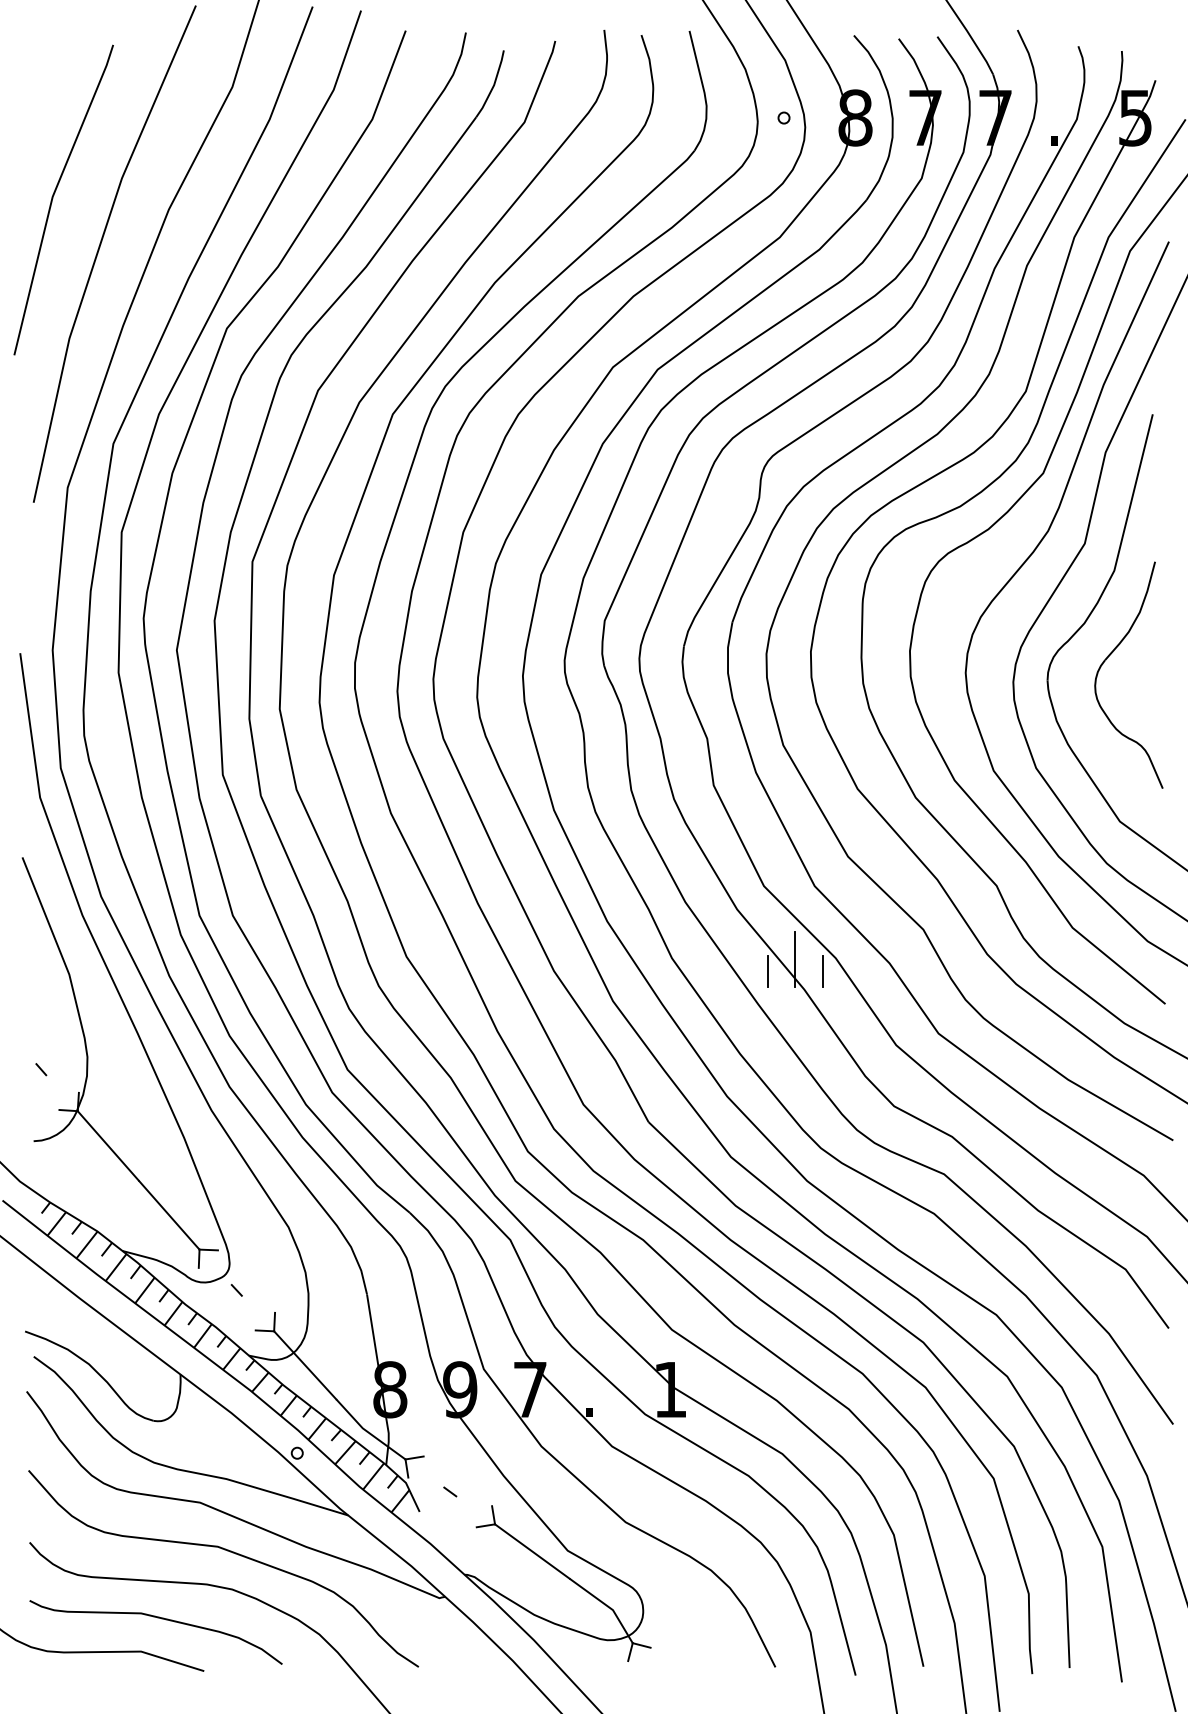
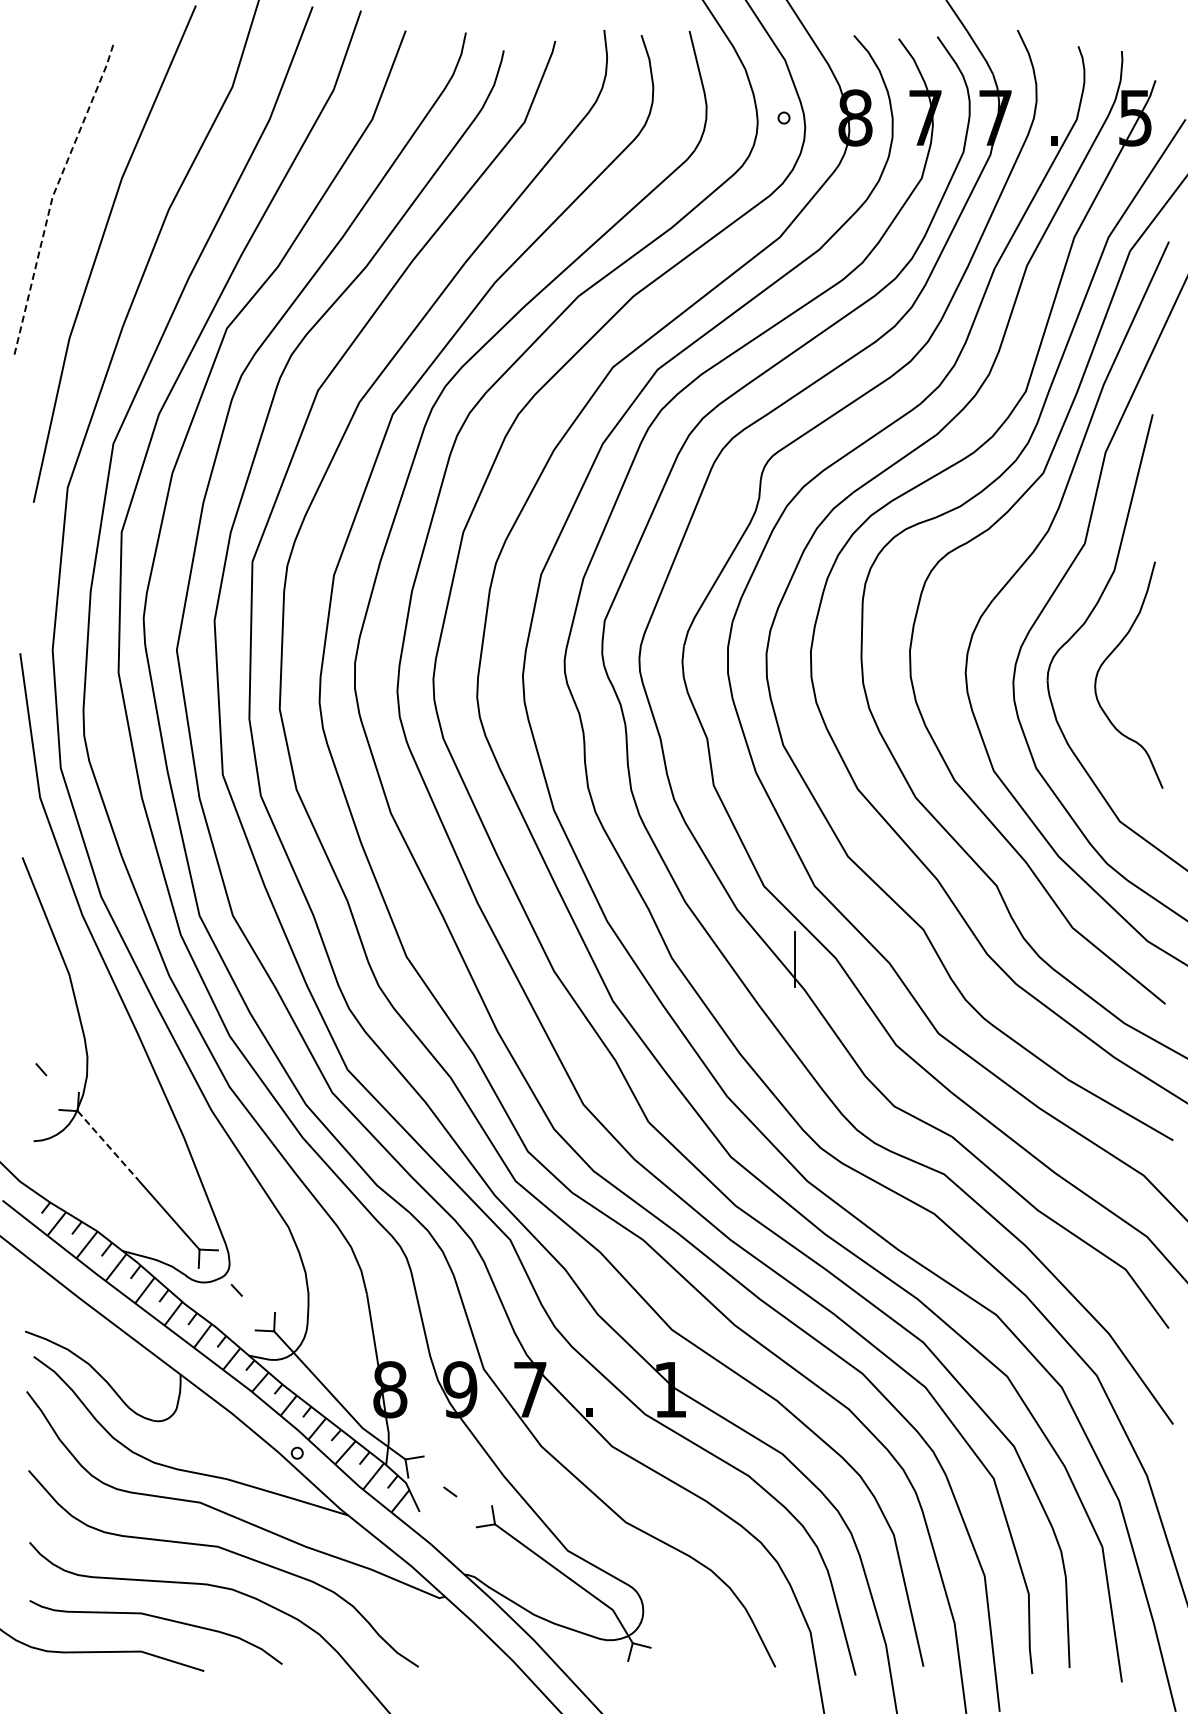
line: solid -> dashed (53, 196)
line: present -> none (767, 971)
line: present -> none (822, 971)
line: solid -> dashed (108, 1146)
